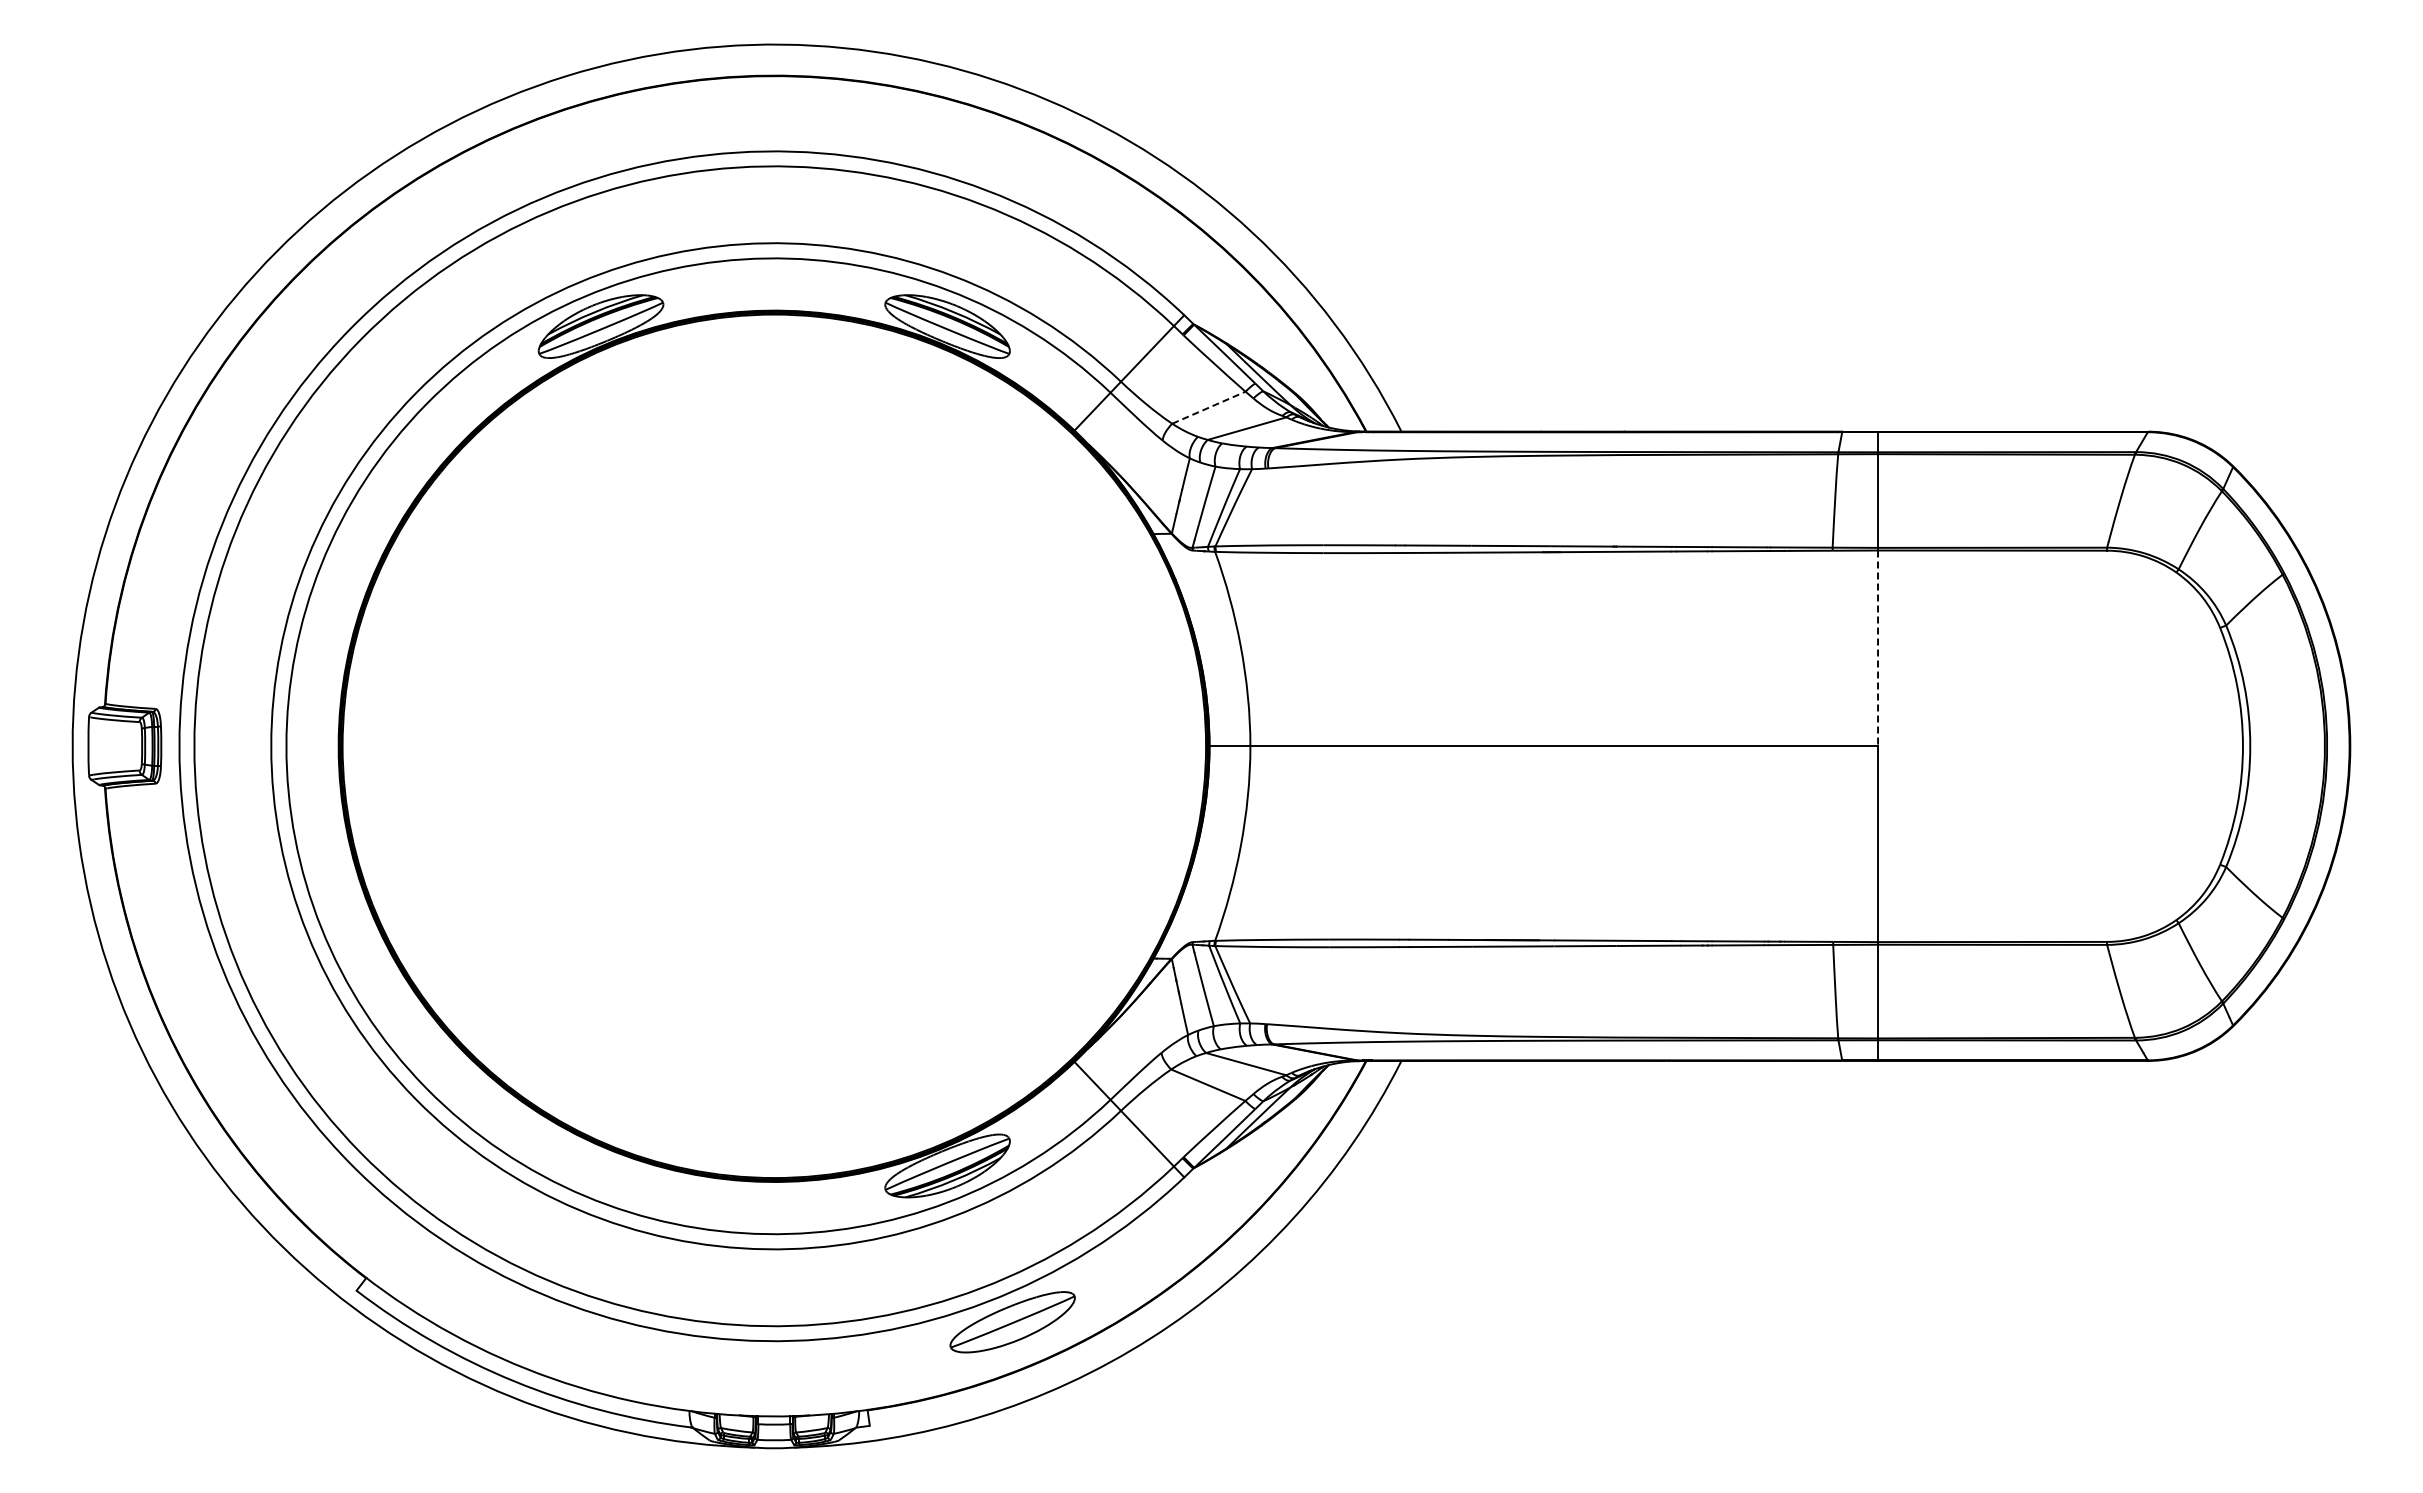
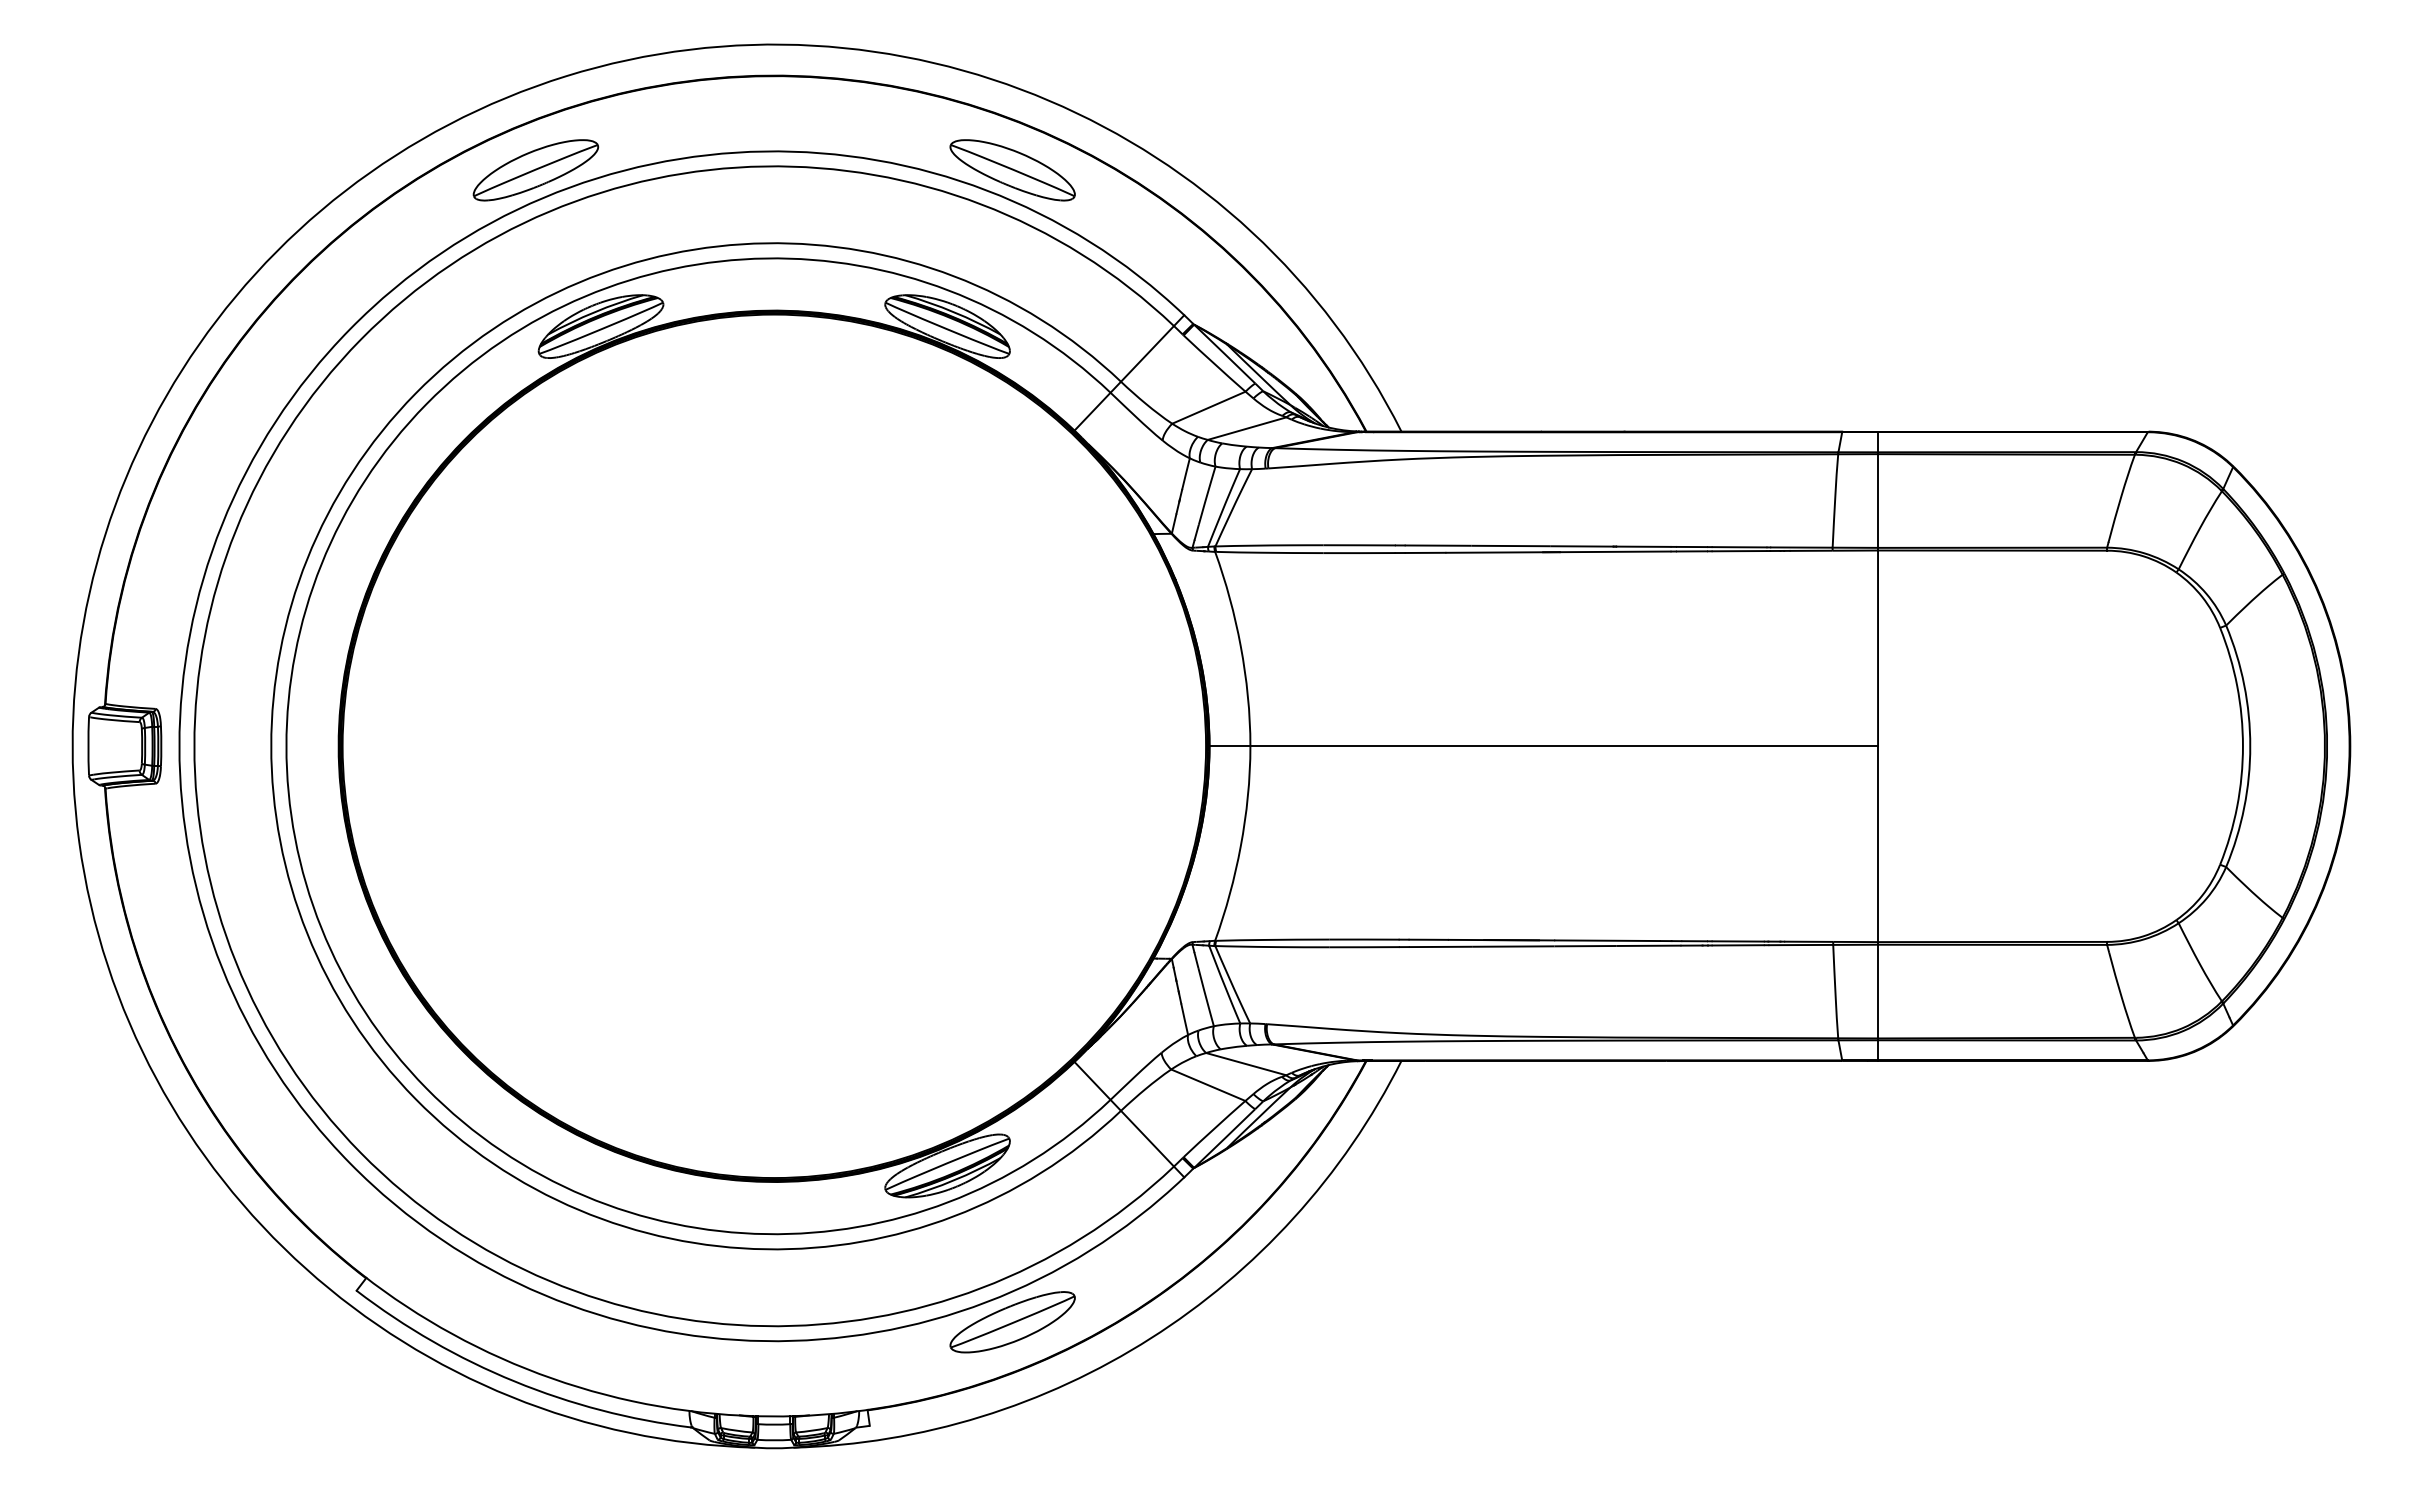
part: none -> present (535, 170)
part: none -> present (1012, 170)
line: dashed -> solid (1208, 407)
line: dashed -> solid (1878, 648)
